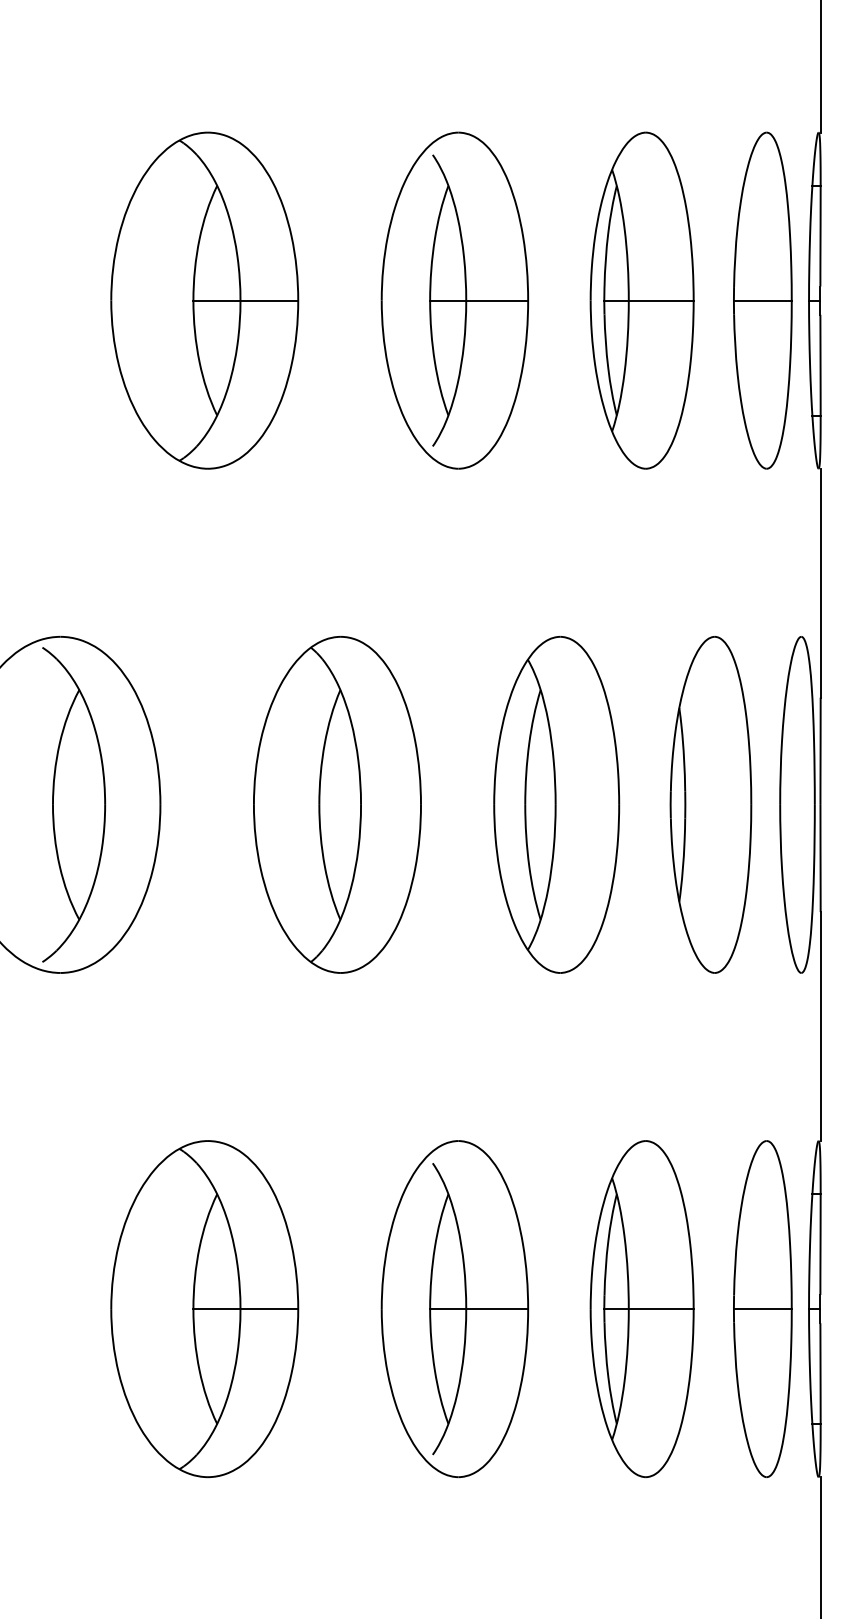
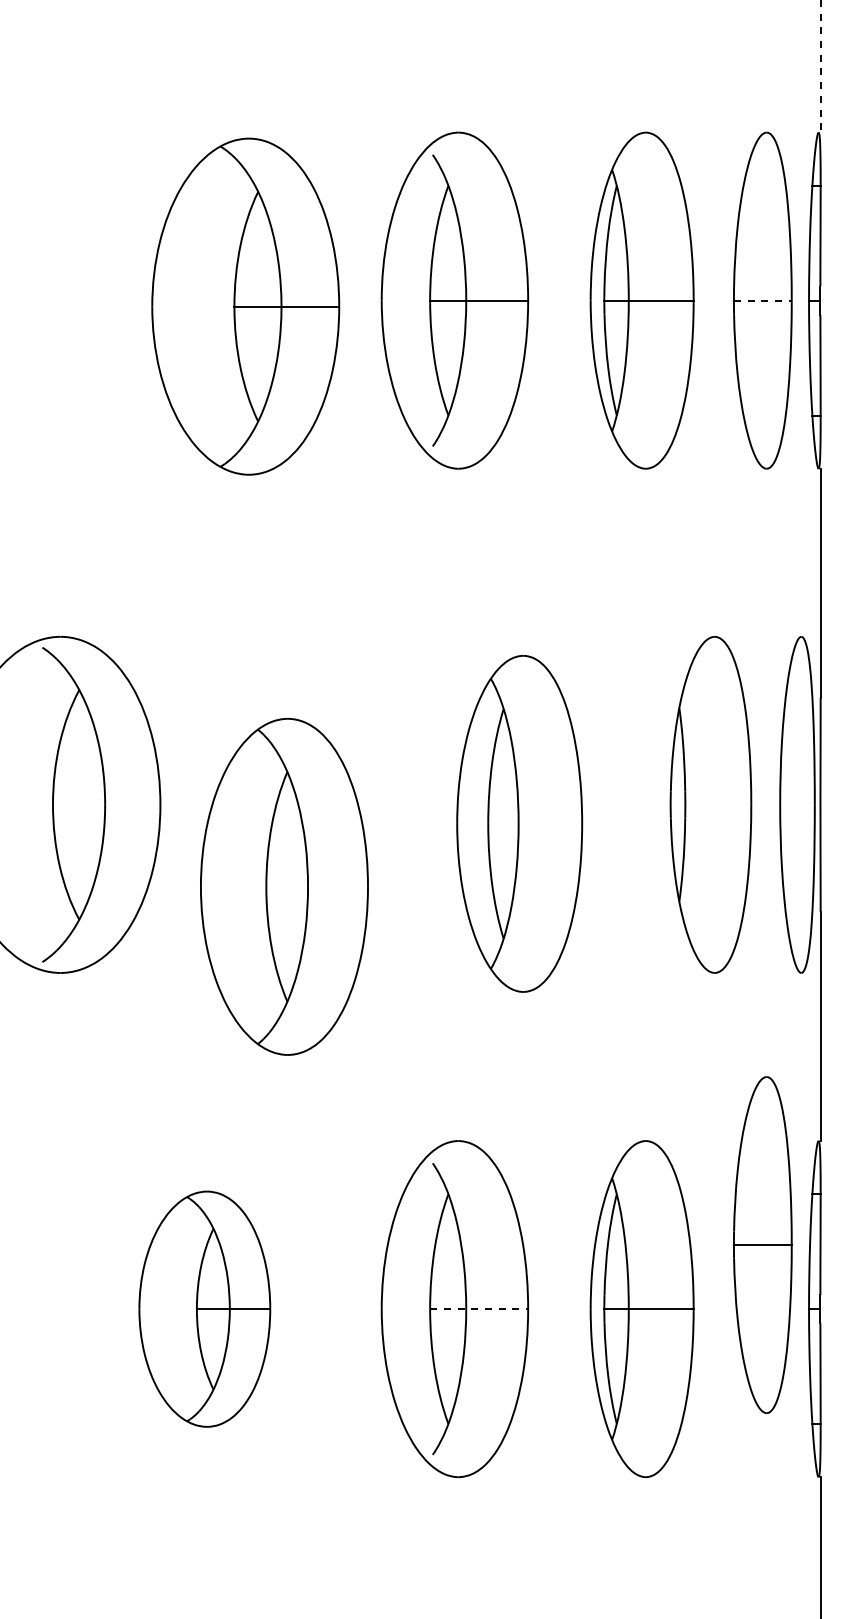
line: solid -> dashed (820, 66)
part position: (204, 300) -> (245, 306) (245, 306)
line: solid -> dashed (762, 300)
part position: (337, 804) -> (284, 886) (284, 886)
part position: (556, 804) -> (519, 823) (519, 823)
part position: (762, 1308) -> (762, 1244) (762, 1244)
part size: 190x339 px -> 134x238 px (204, 1308)
line: solid -> dashed (479, 1309)
